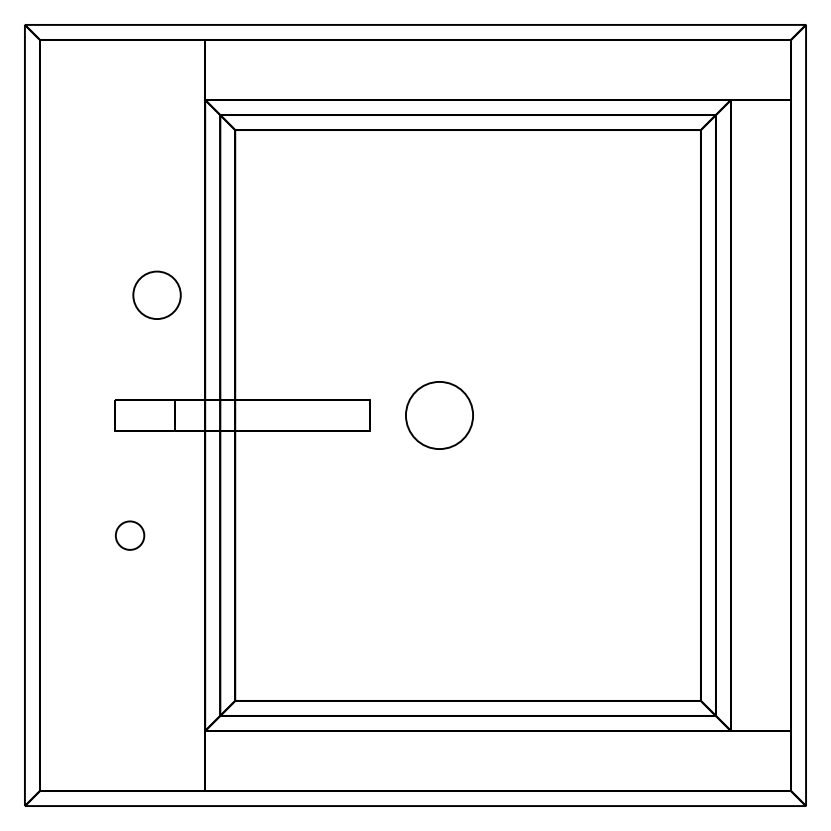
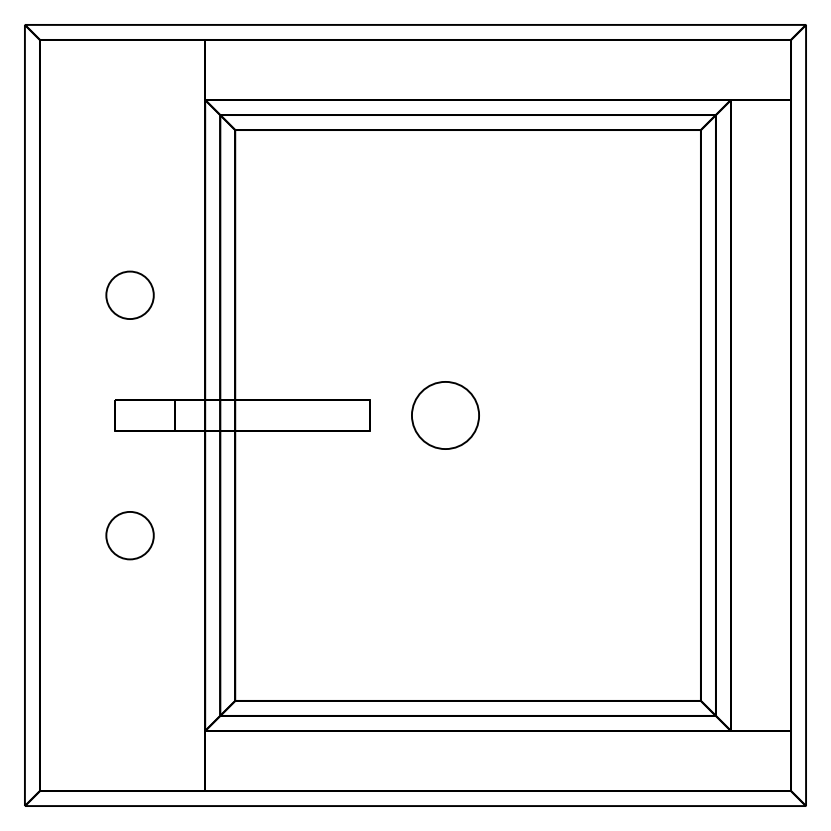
circle position: (156, 294) -> (129, 294) (129, 294)
circle position: (439, 415) -> (445, 415) (445, 415)
circle diameter: 28 px -> 47 px (129, 535)
